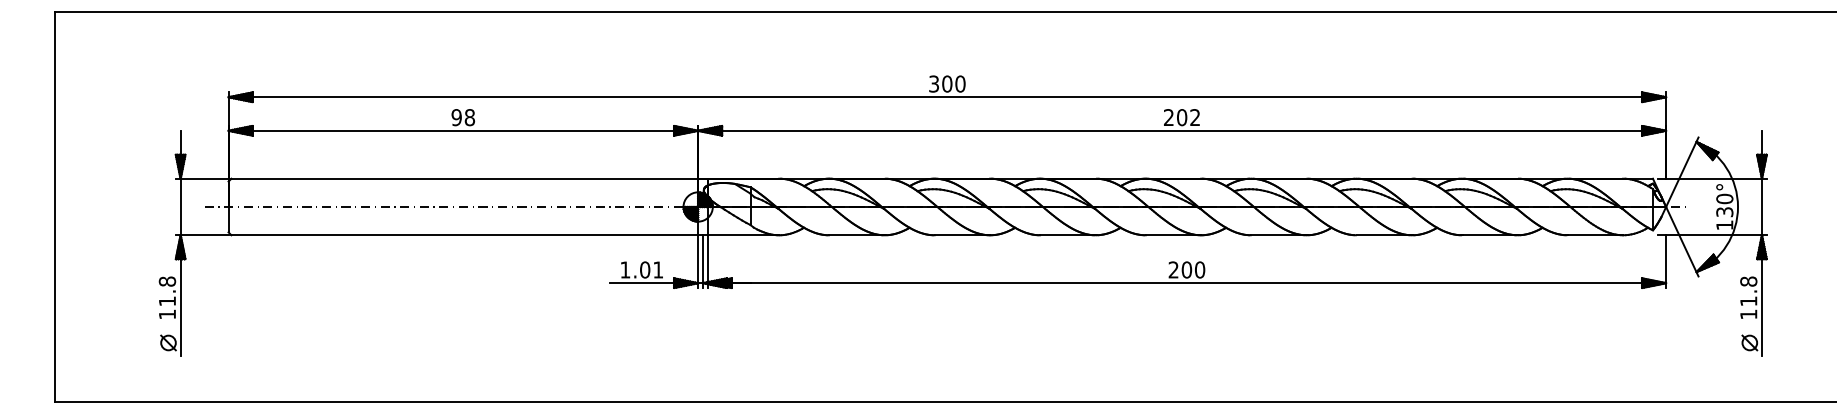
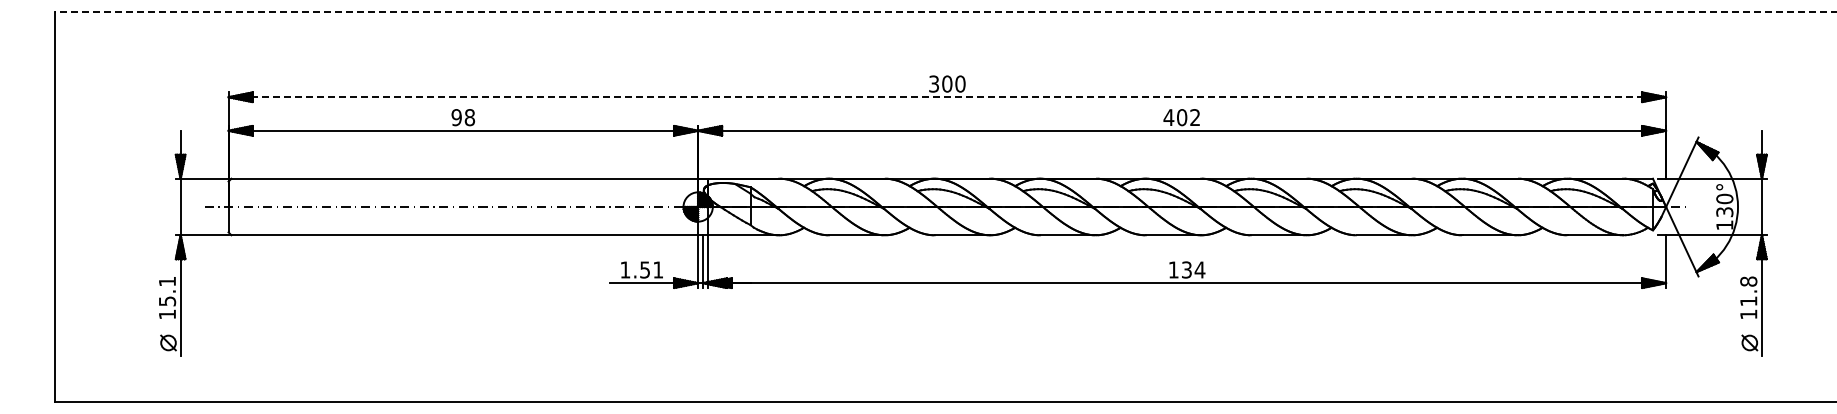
line: solid -> dashed (945, 12)
line: solid -> dashed (947, 97)
text: 202 -> 402 (1168, 117)
text: 1.01 -> 1.51 (645, 269)
text: 200 -> 134 (1186, 269)
text: 11.8 -> 15.1 (167, 291)
